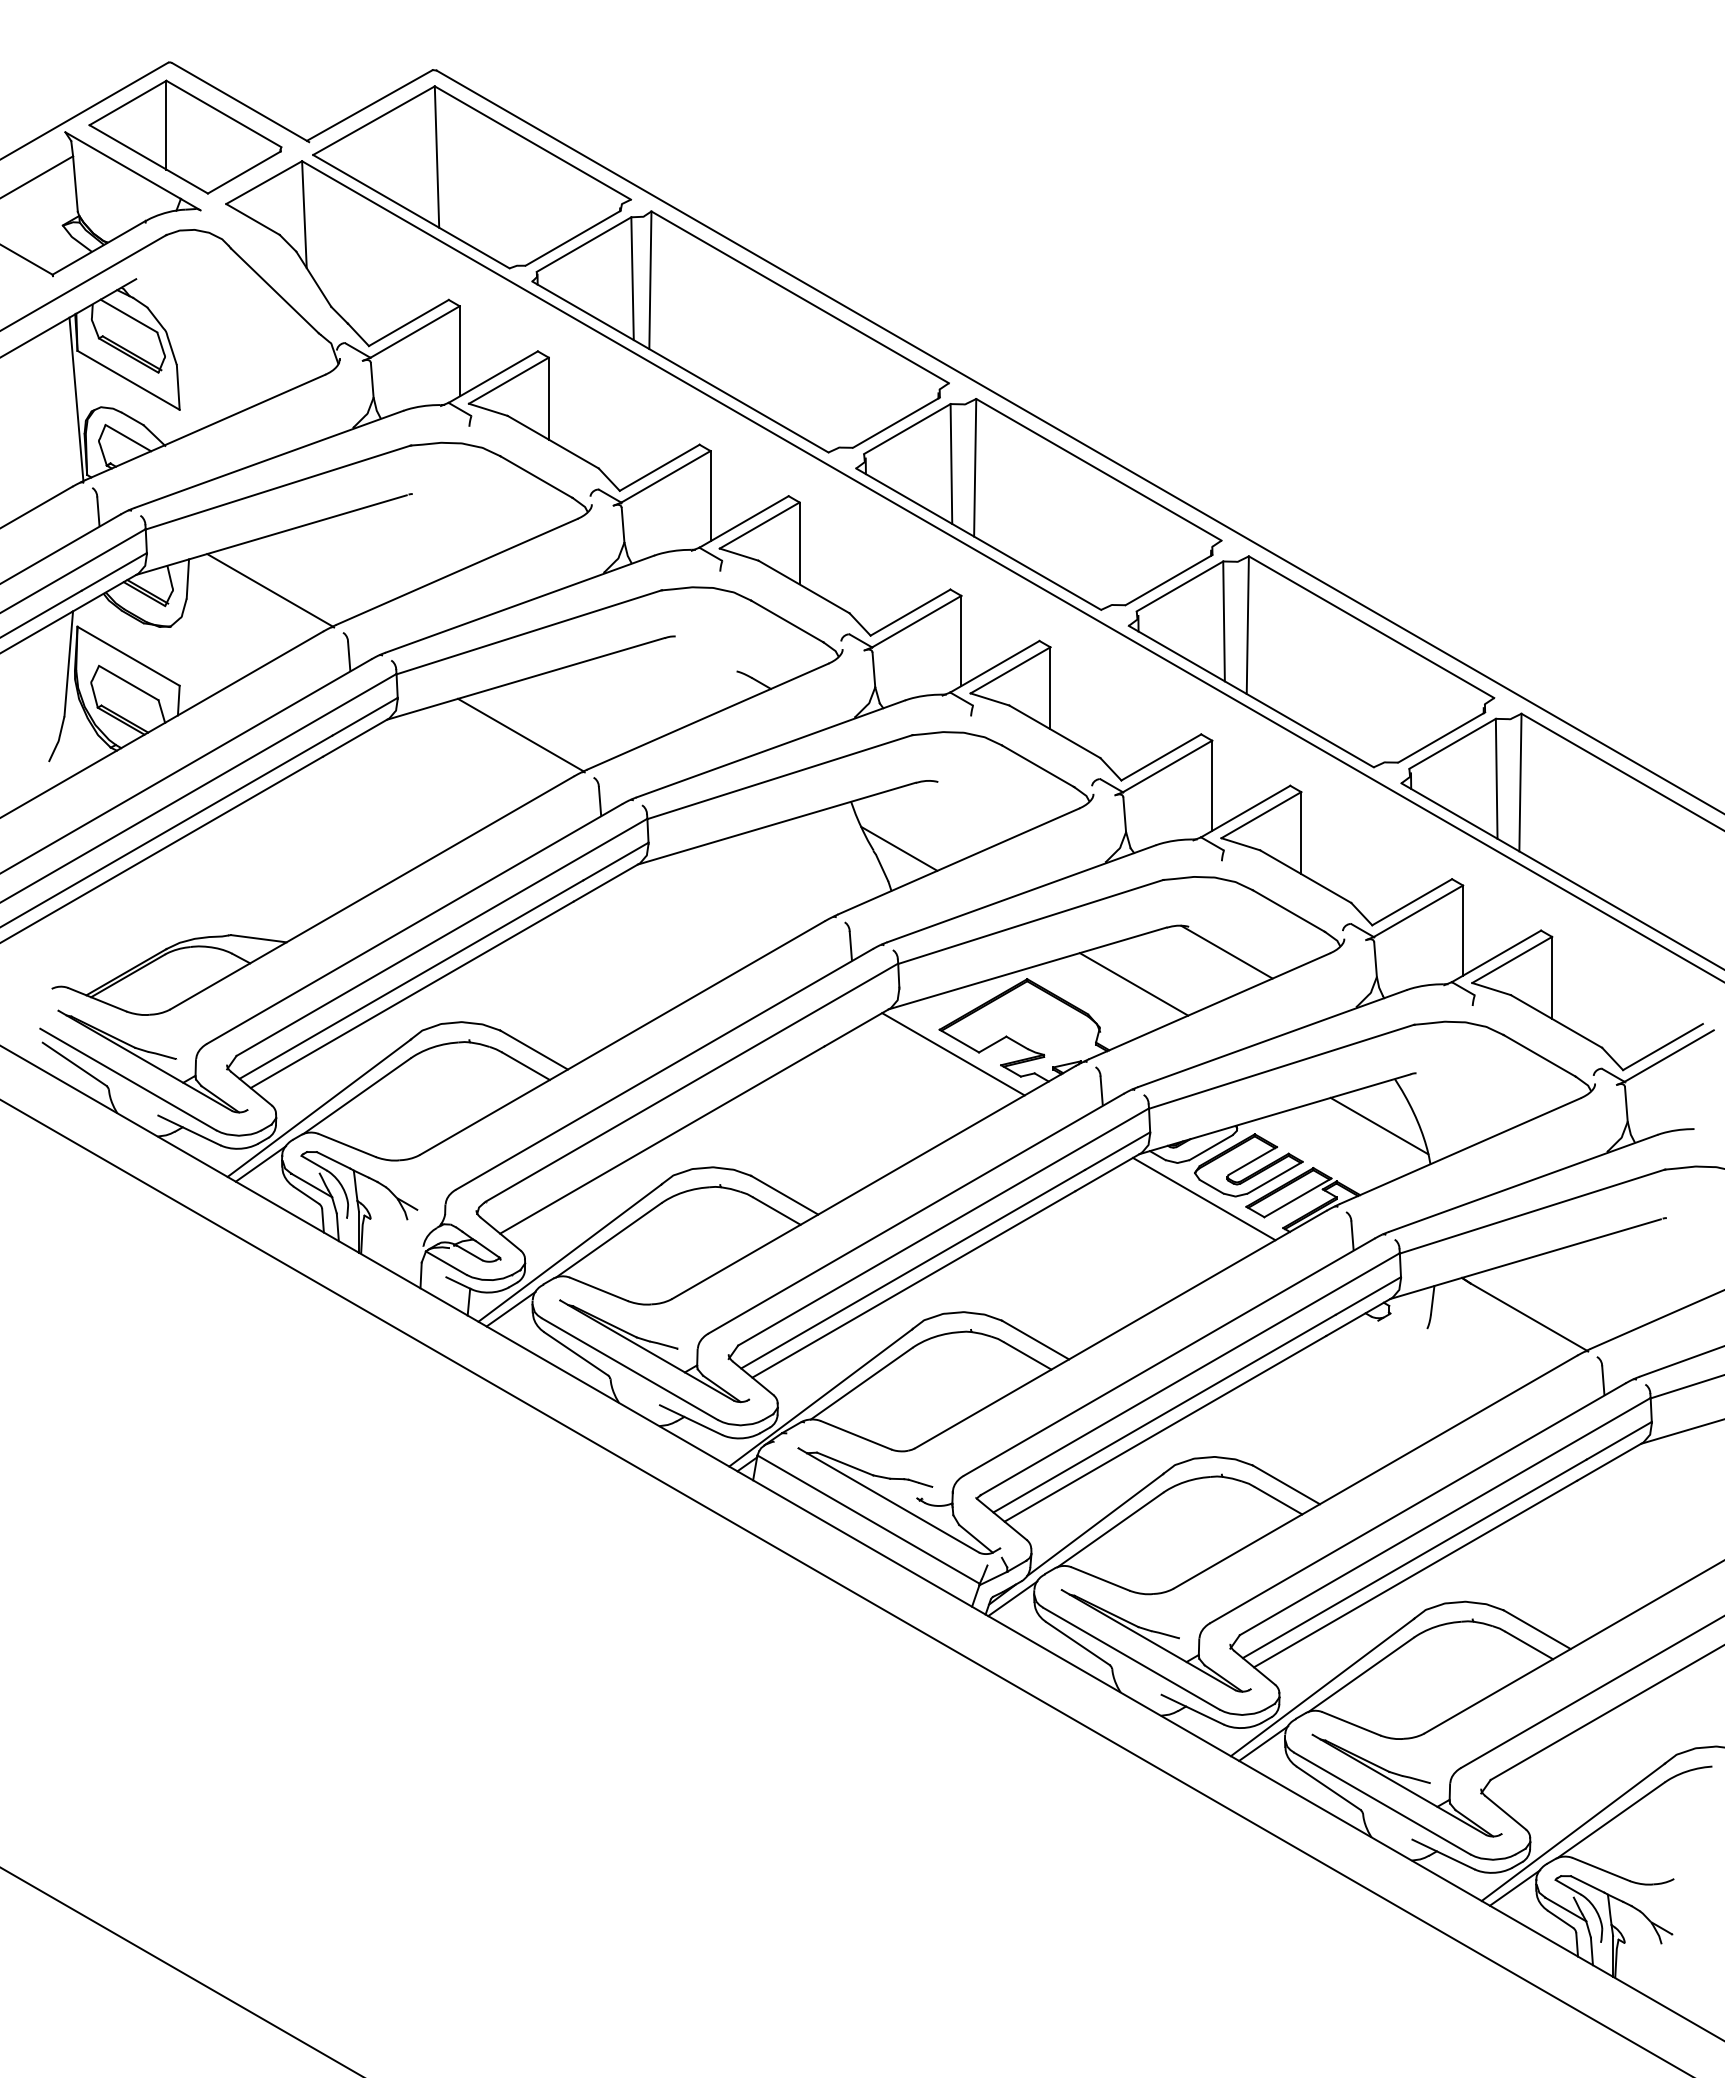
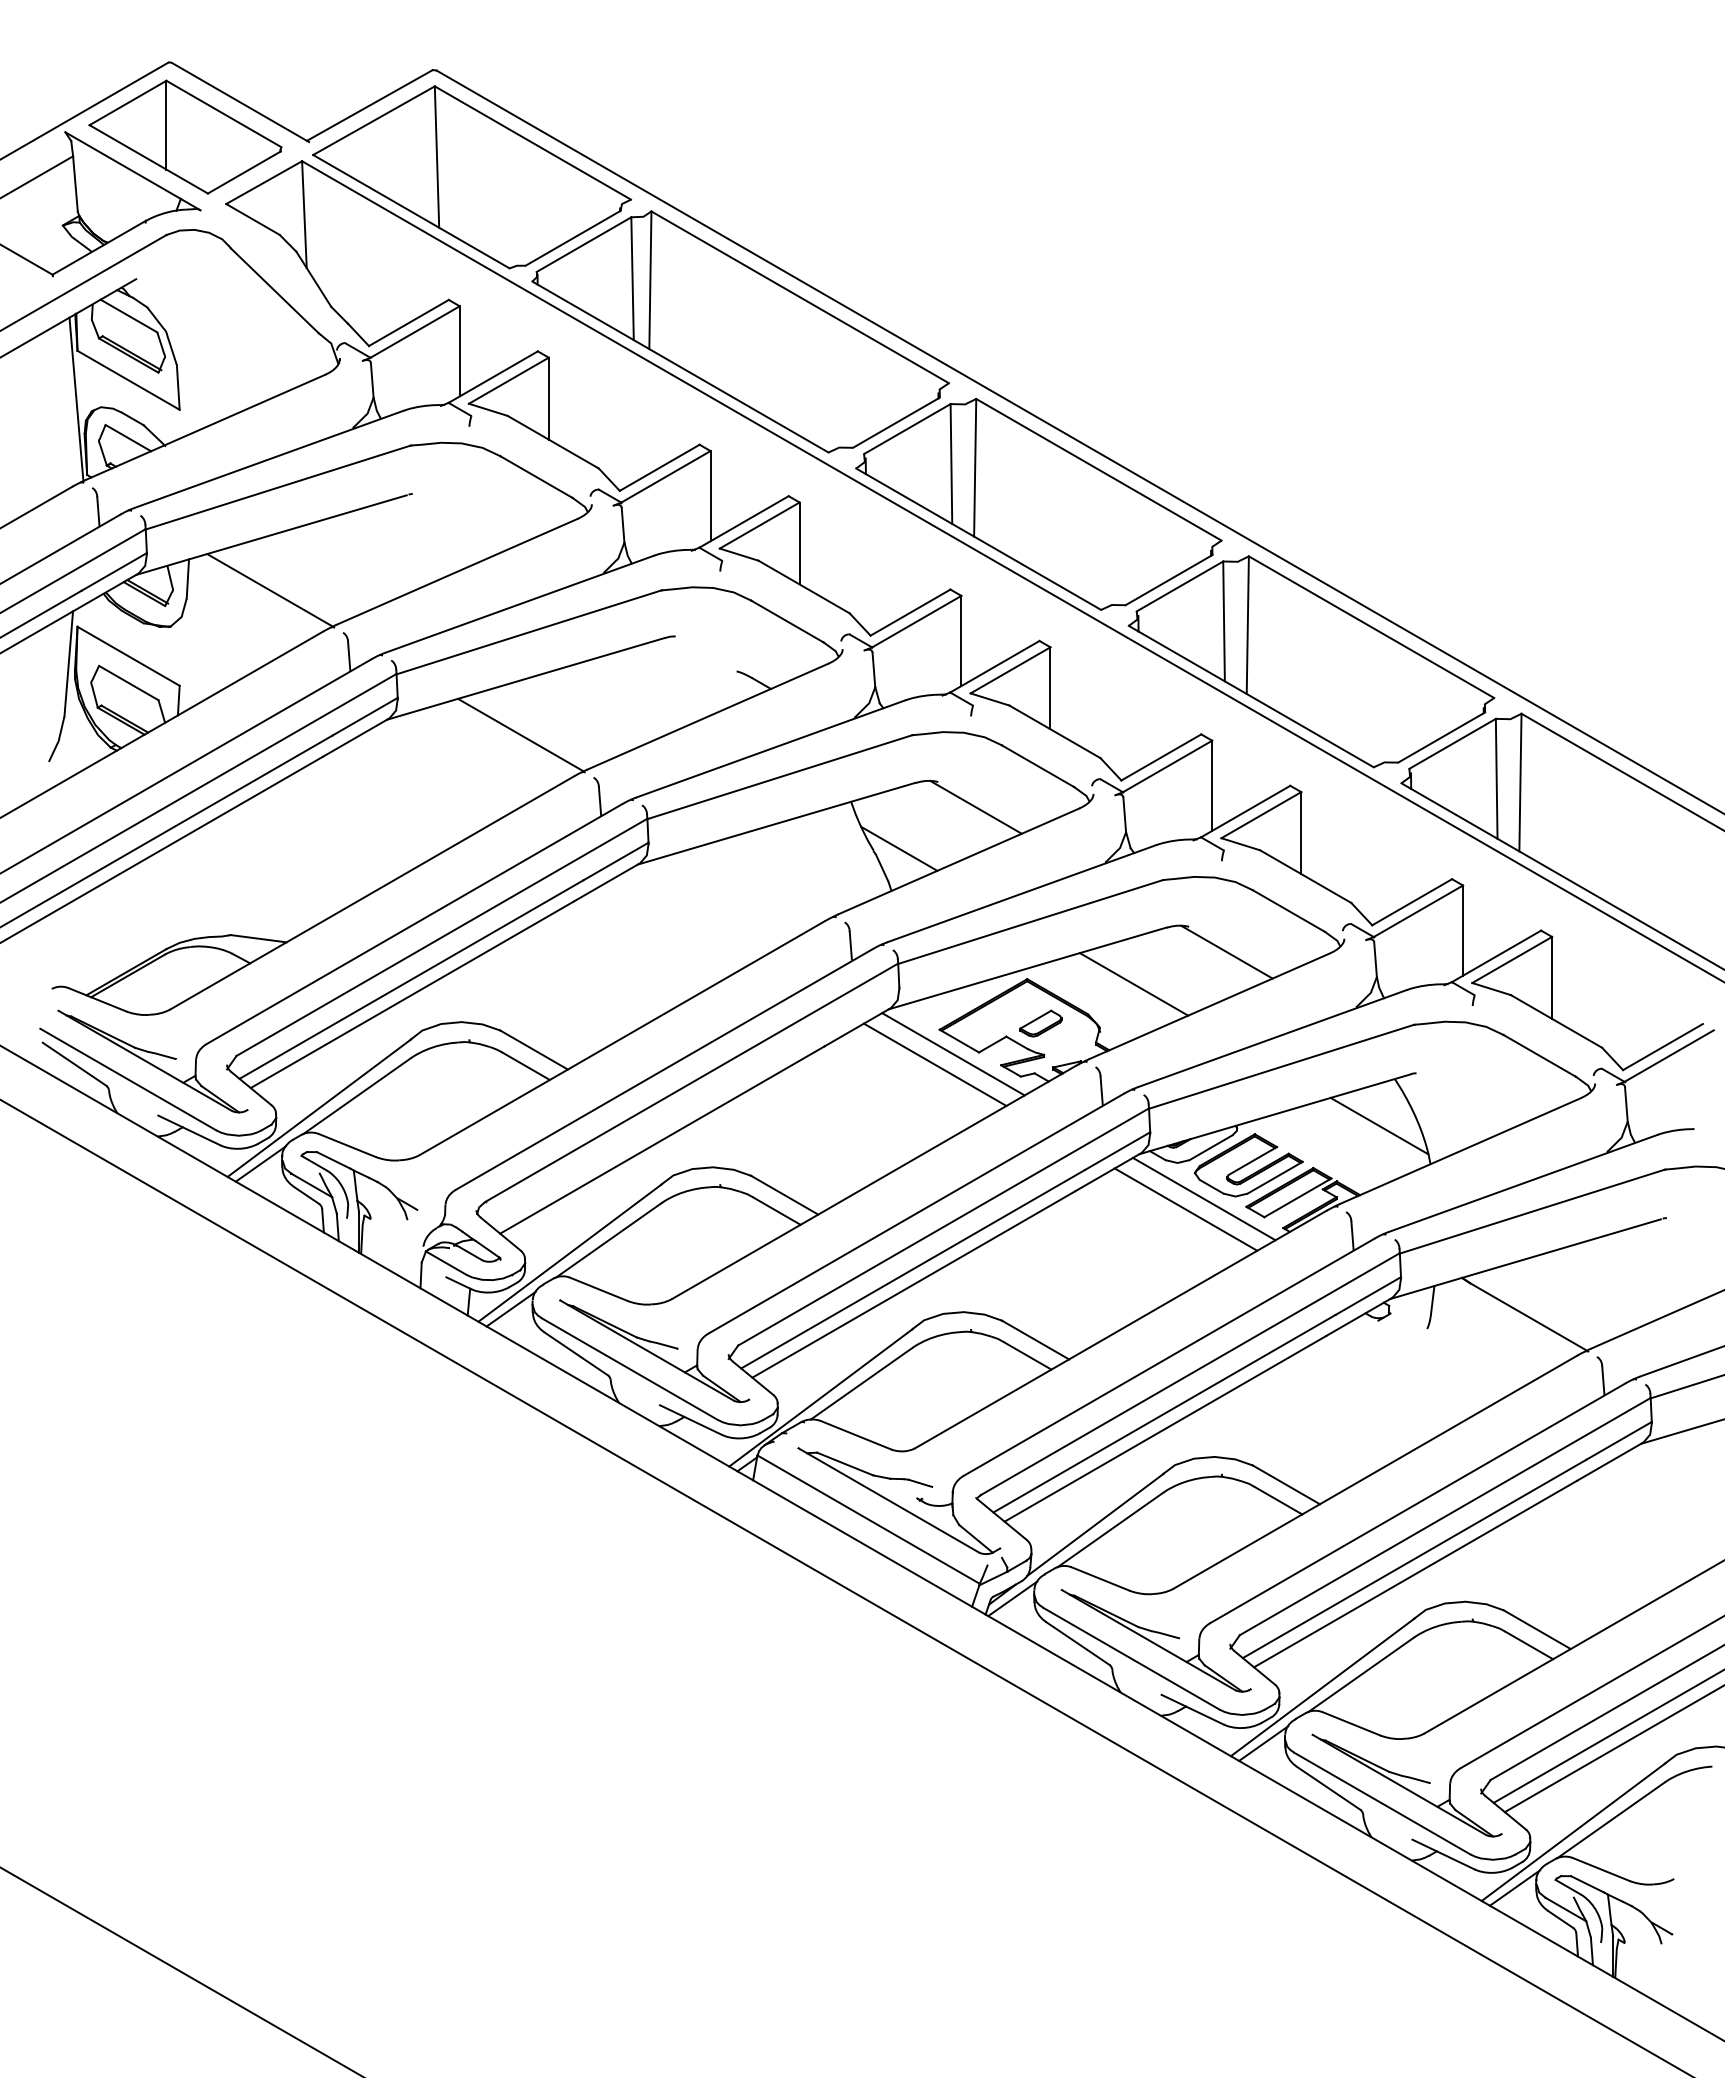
line: none -> present (975, 807)
part: none -> present (1040, 1023)
line: none -> present (934, 1064)
line: none -> present (1185, 1209)
line: none -> present (1607, 1736)
line: none -> present (1612, 1749)
